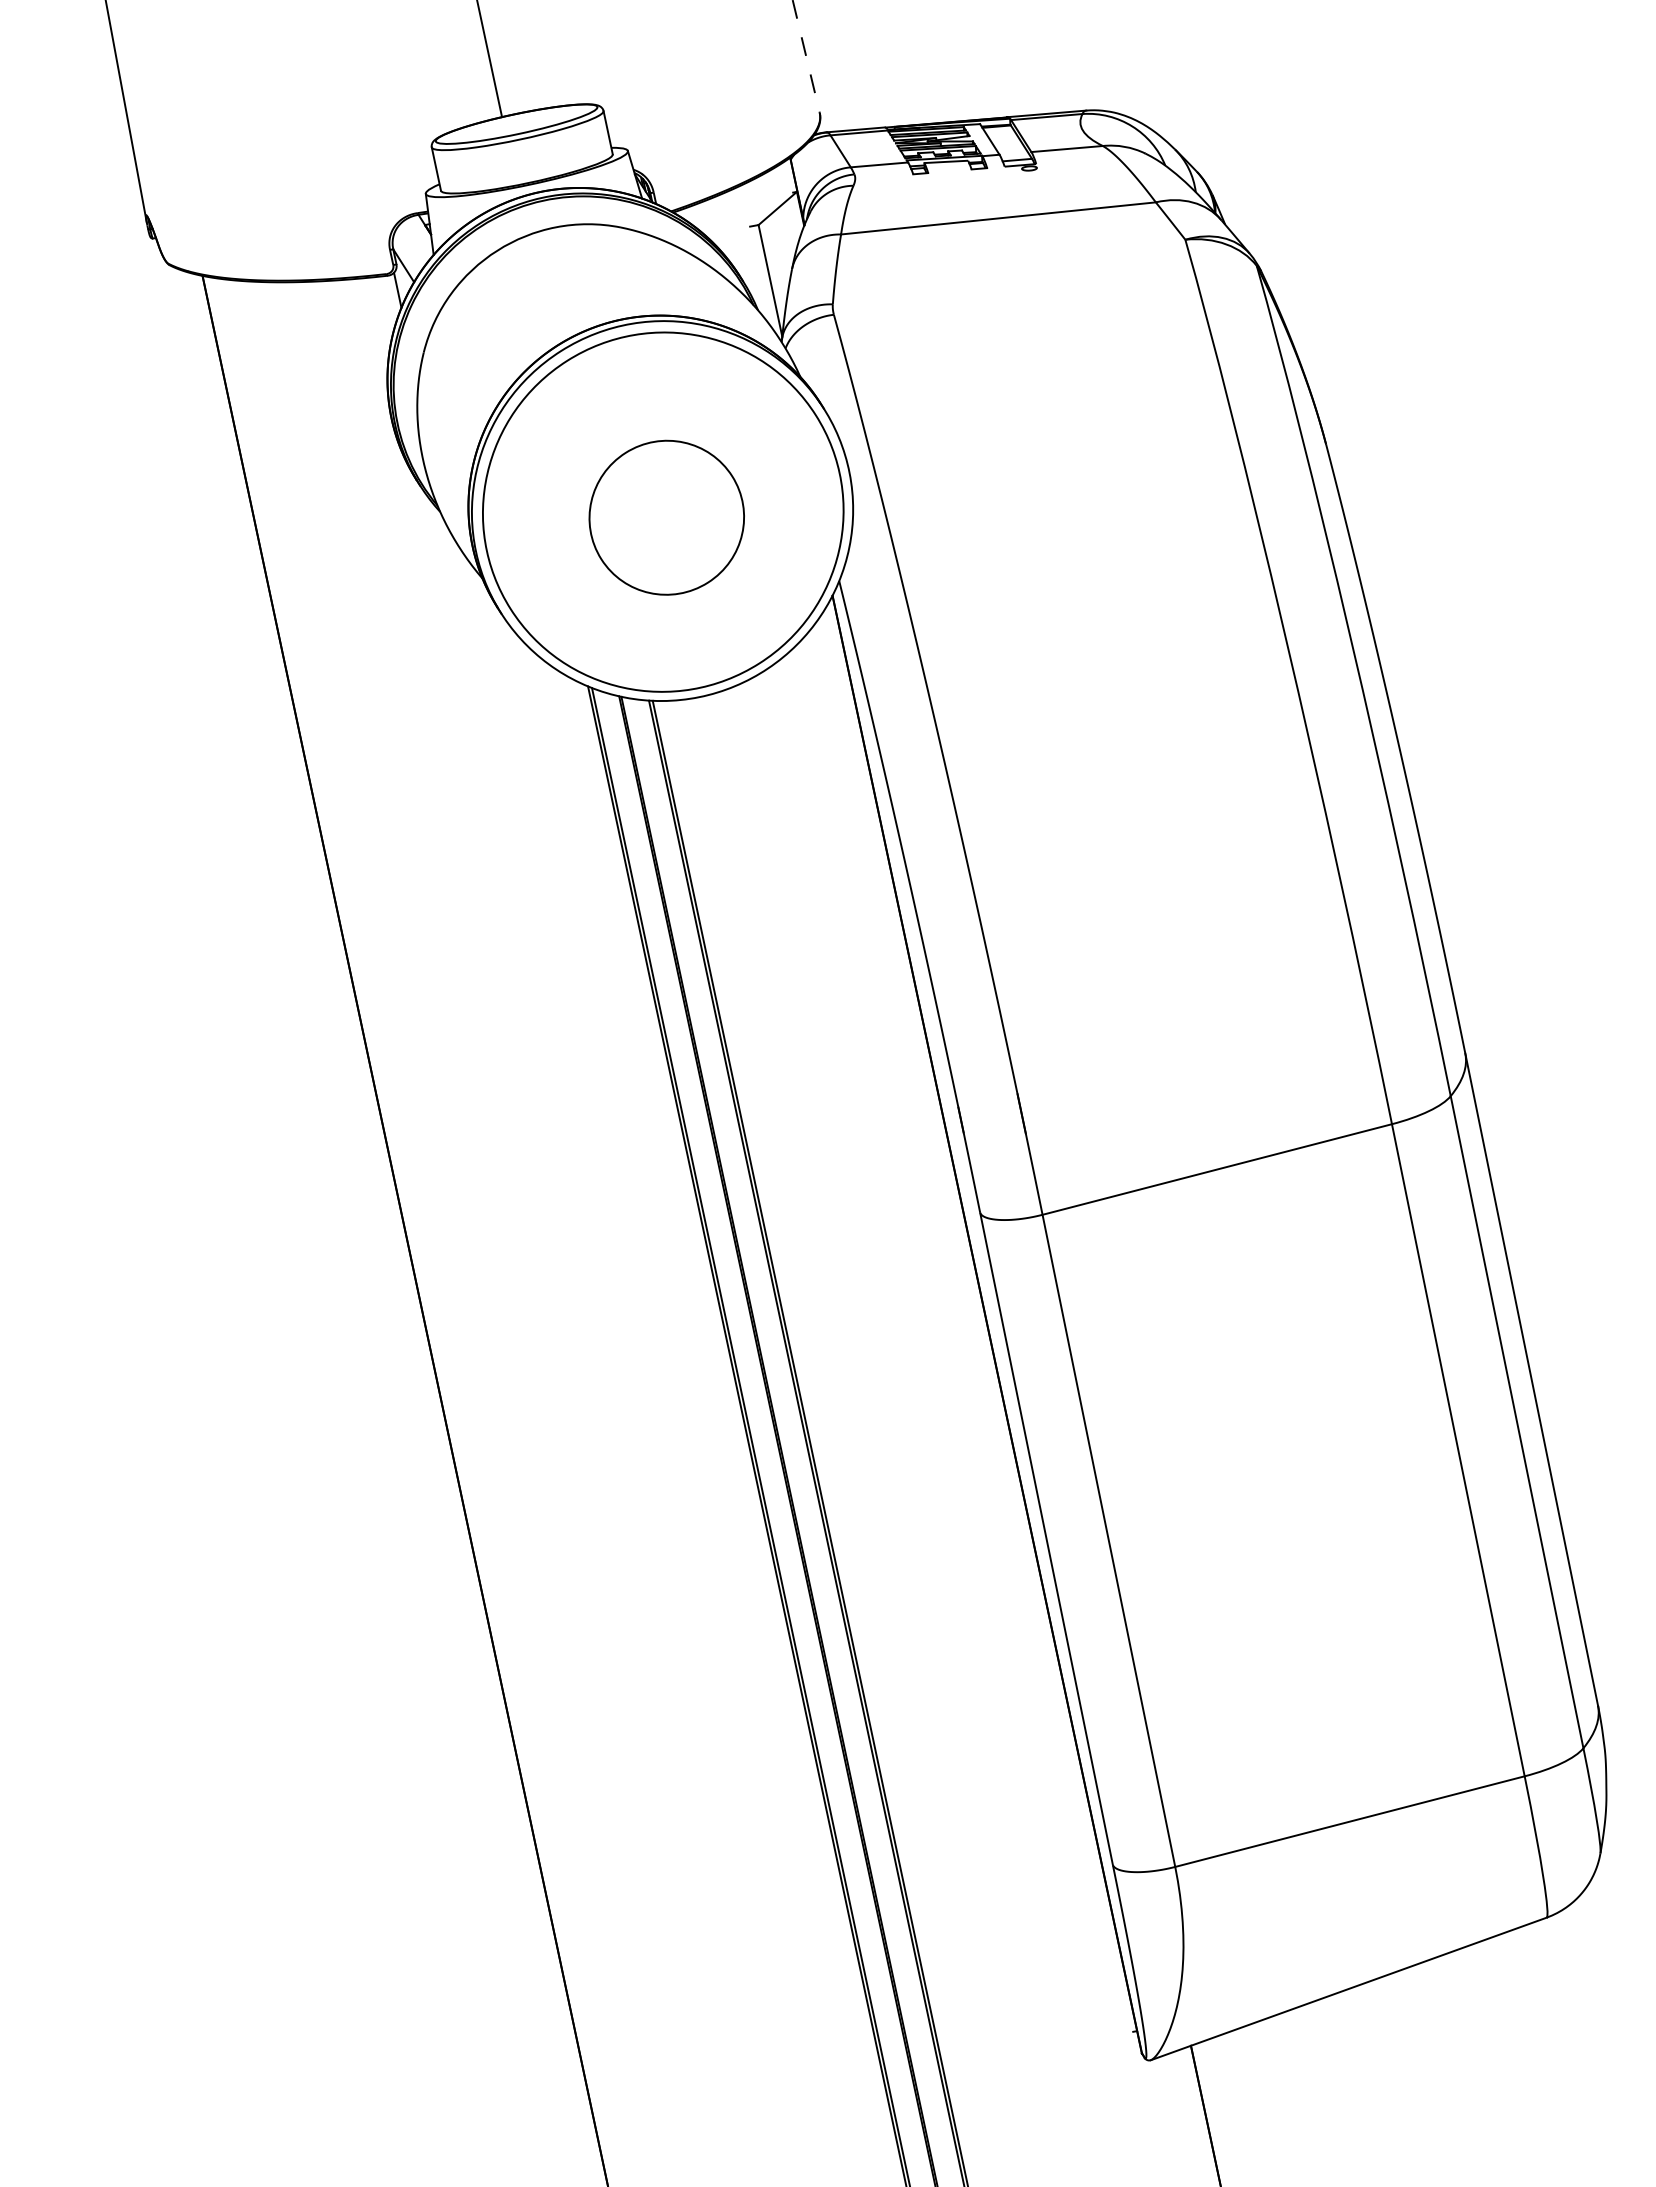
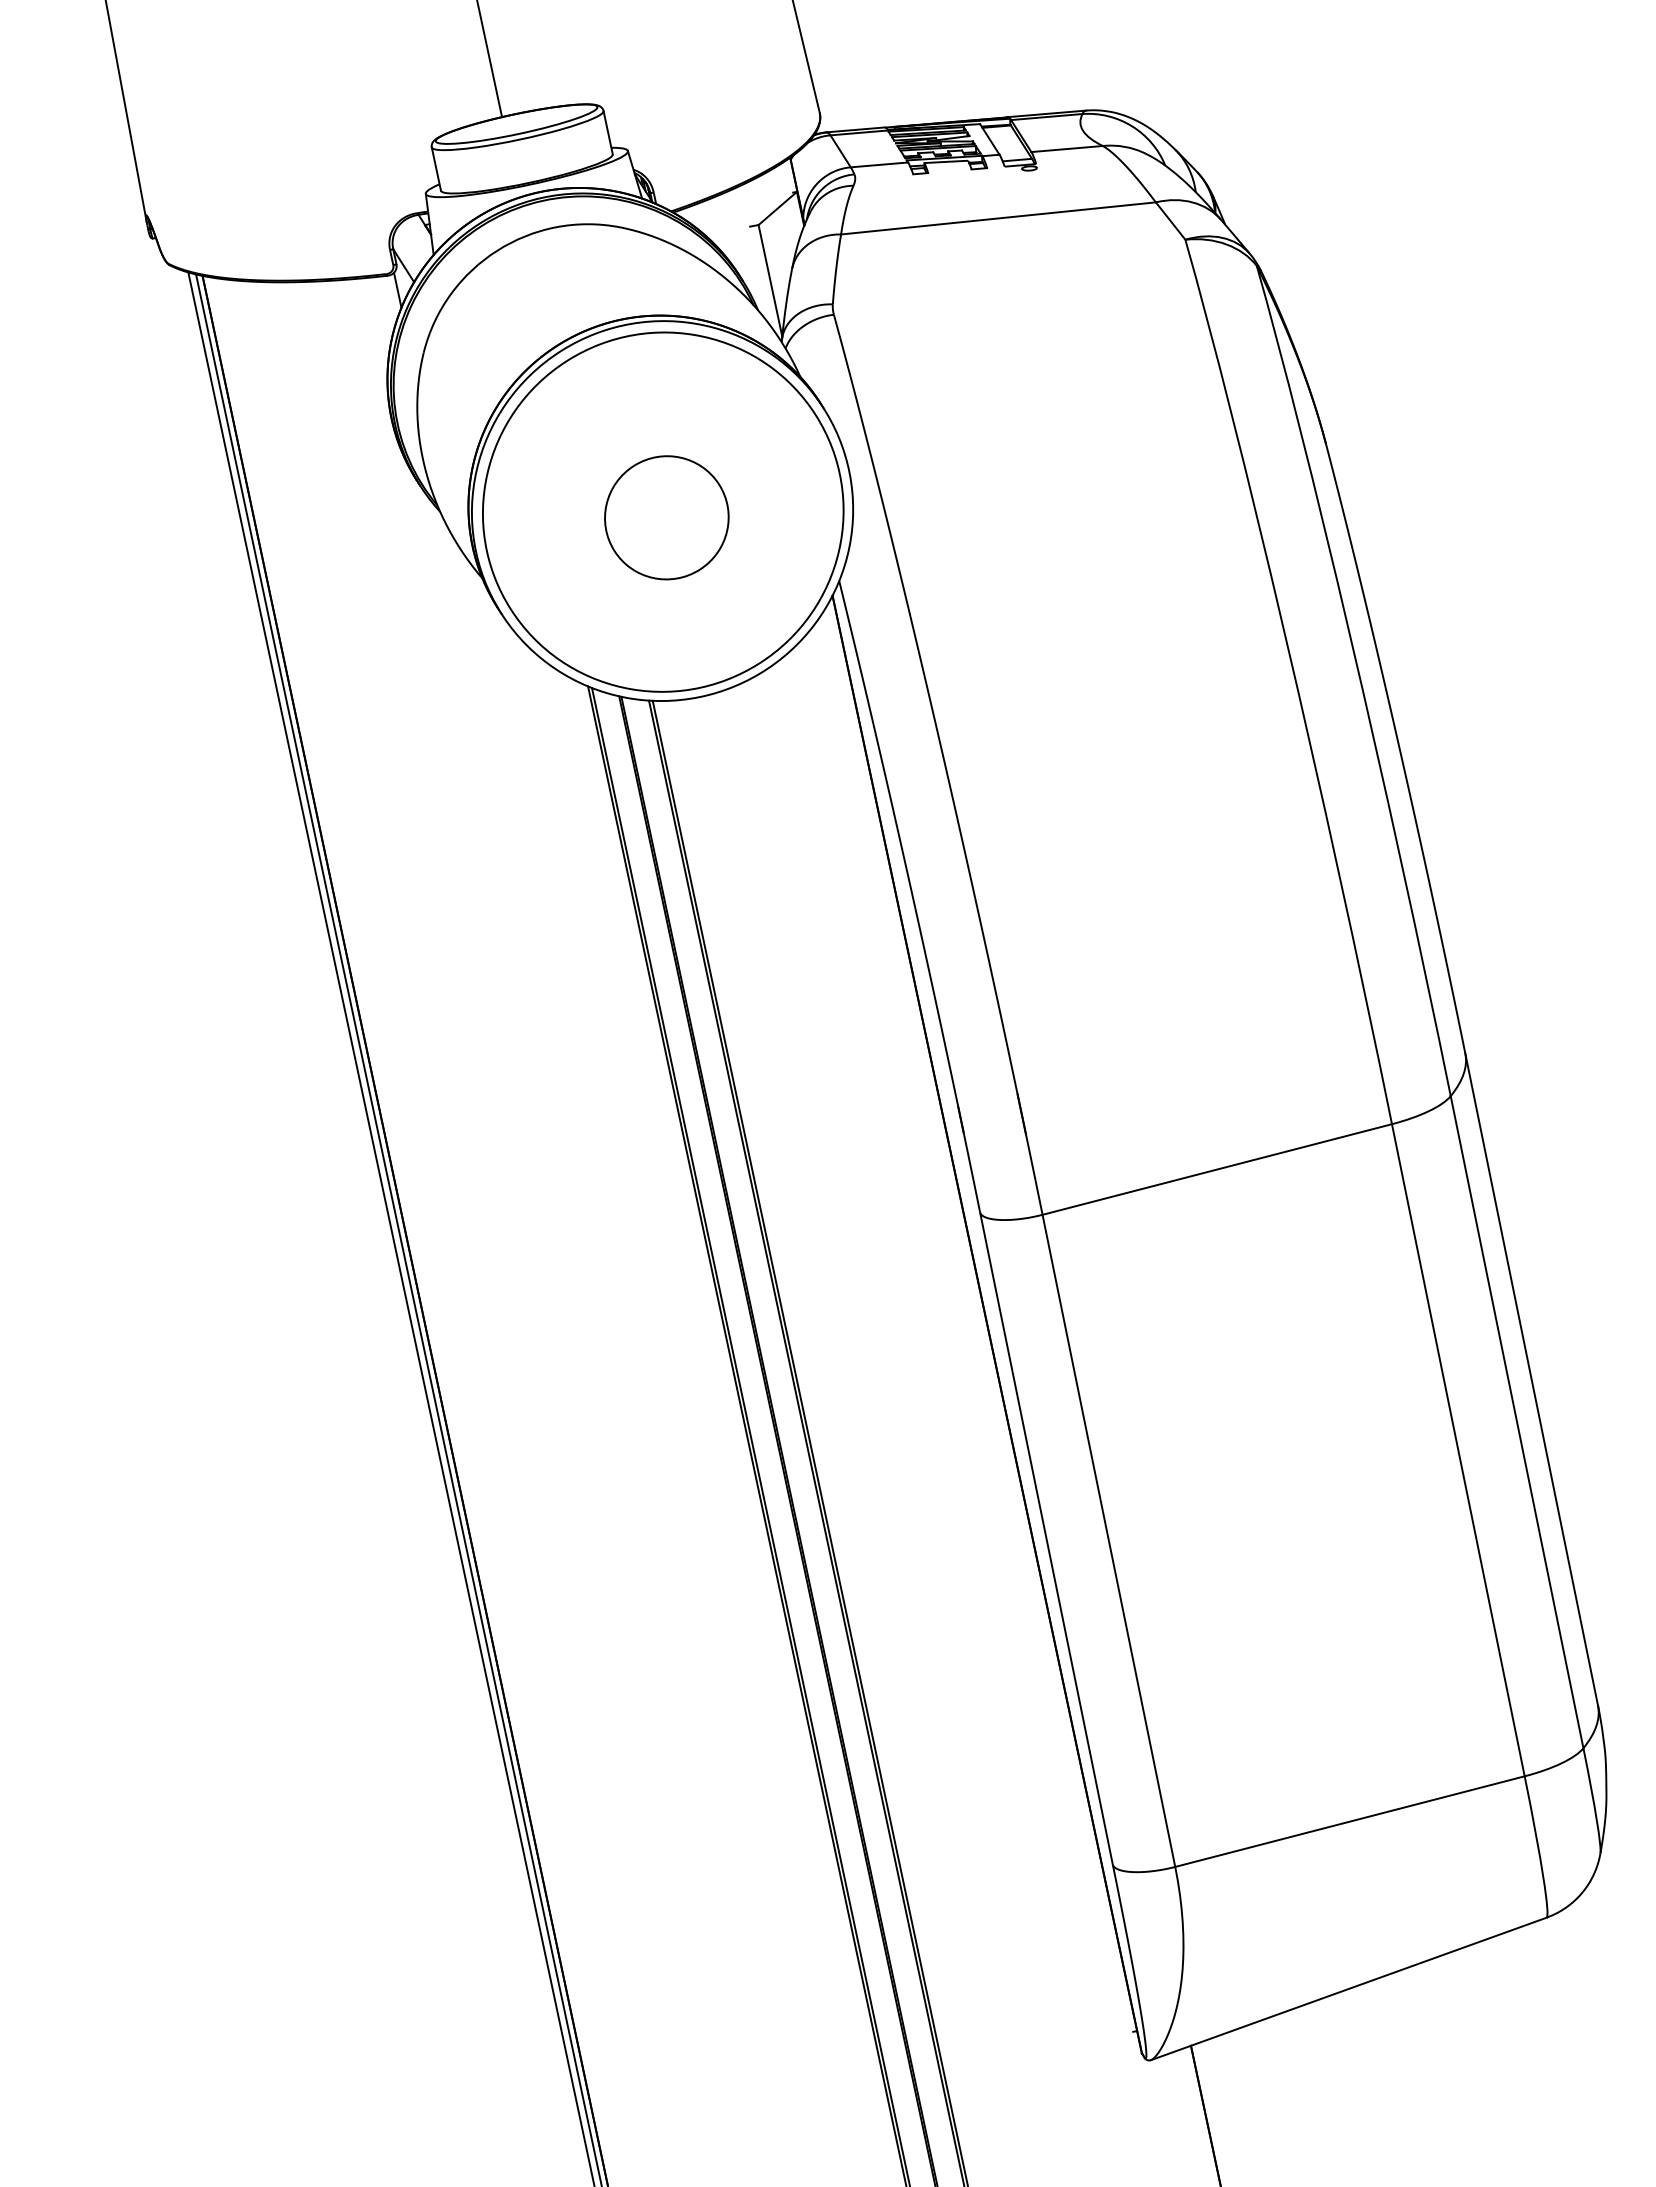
line: dashed -> solid (806, 56)
part size: 157x157 px -> 126x126 px (666, 517)
line: none -> present (390, 1227)
line: none -> present (398, 1228)
